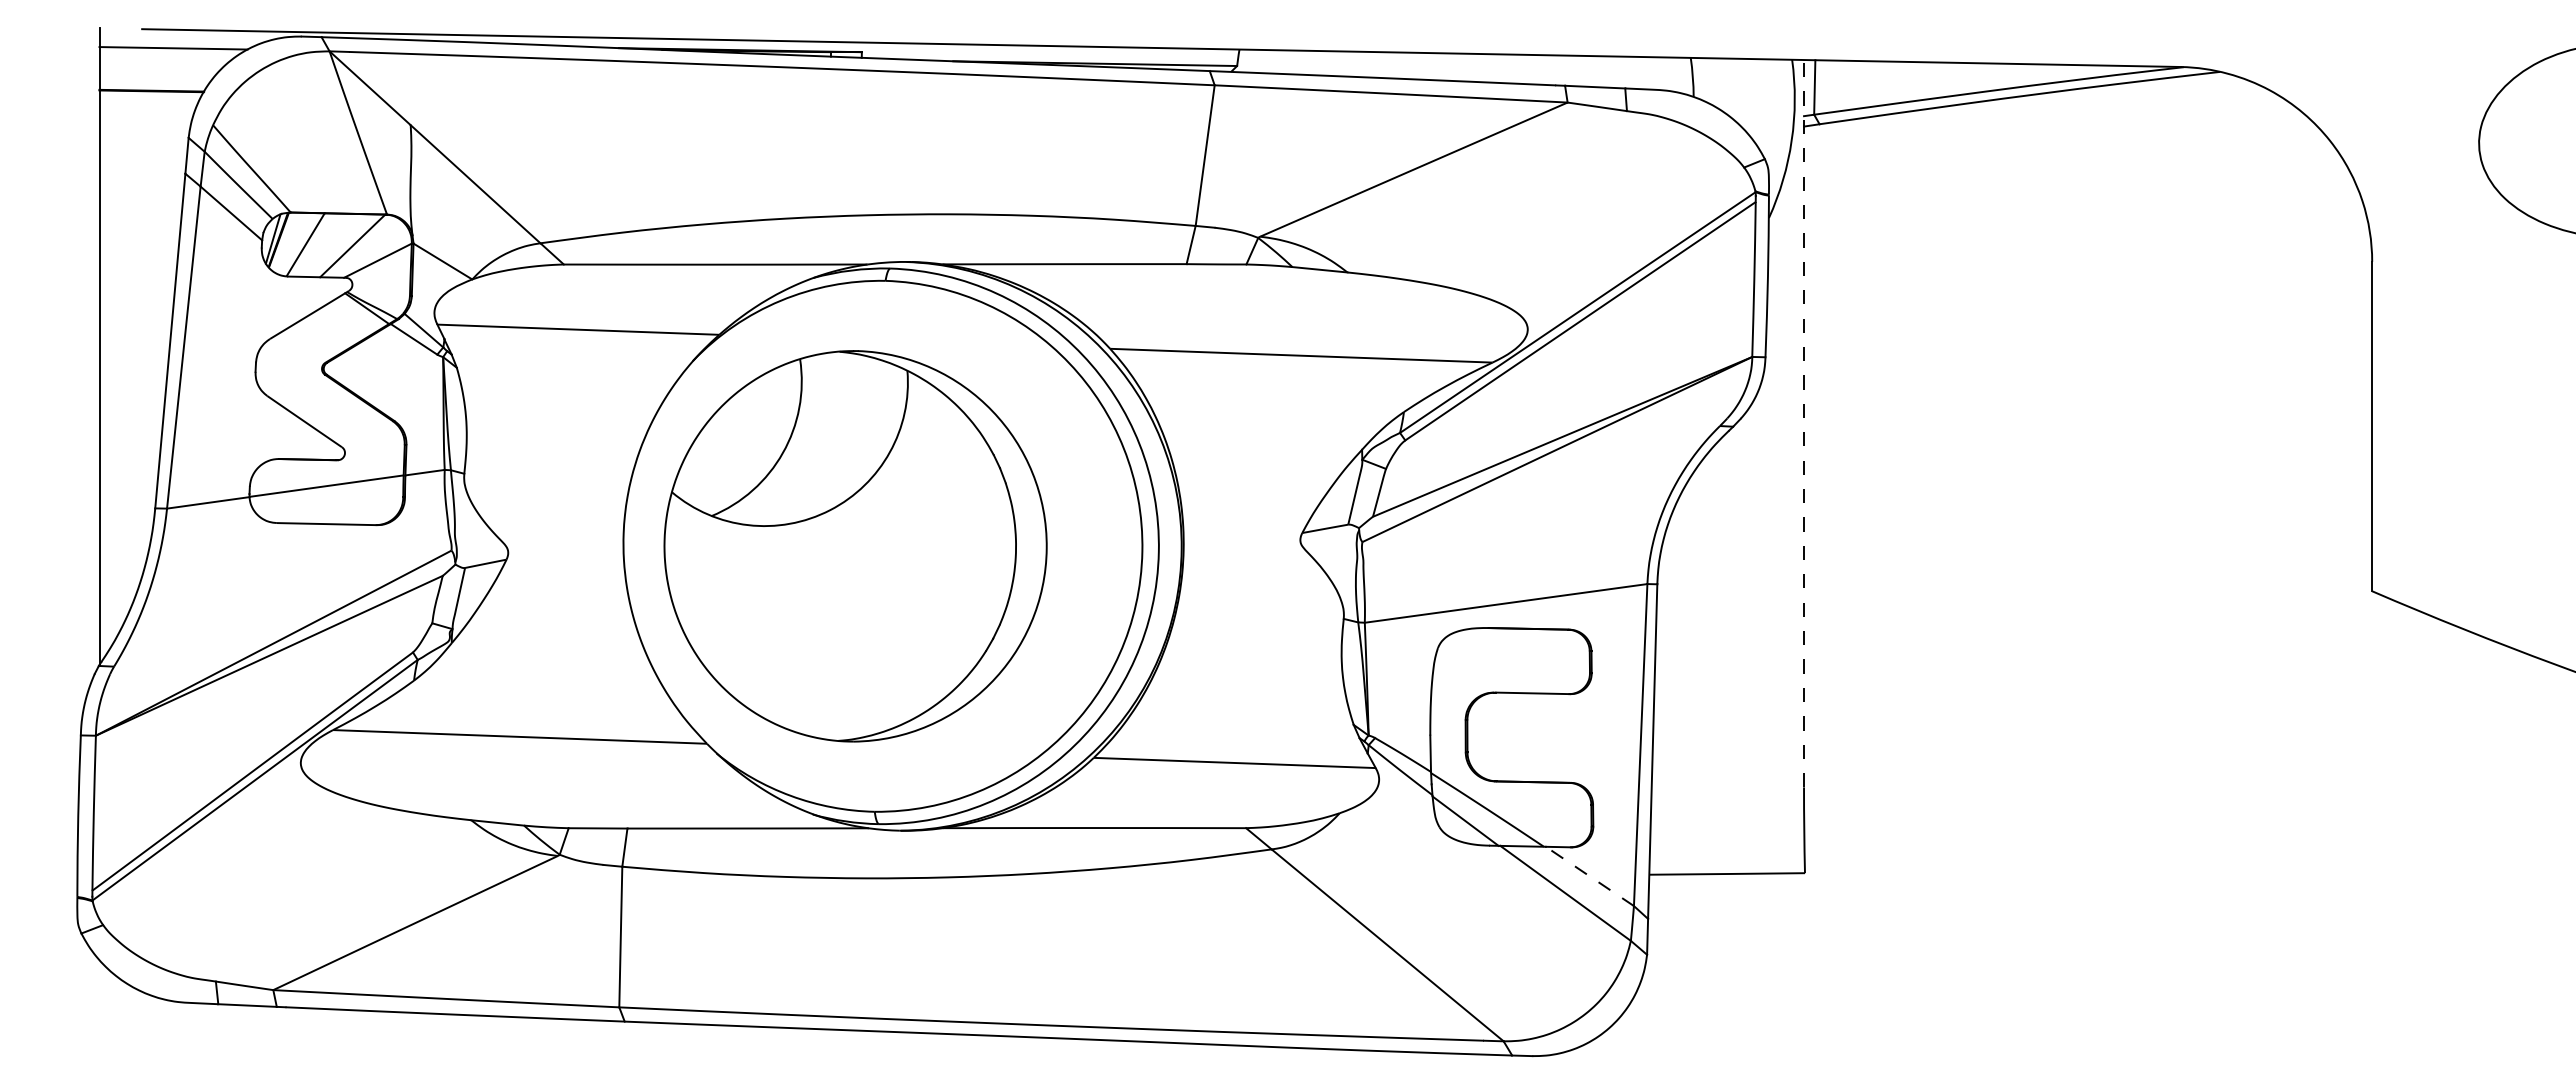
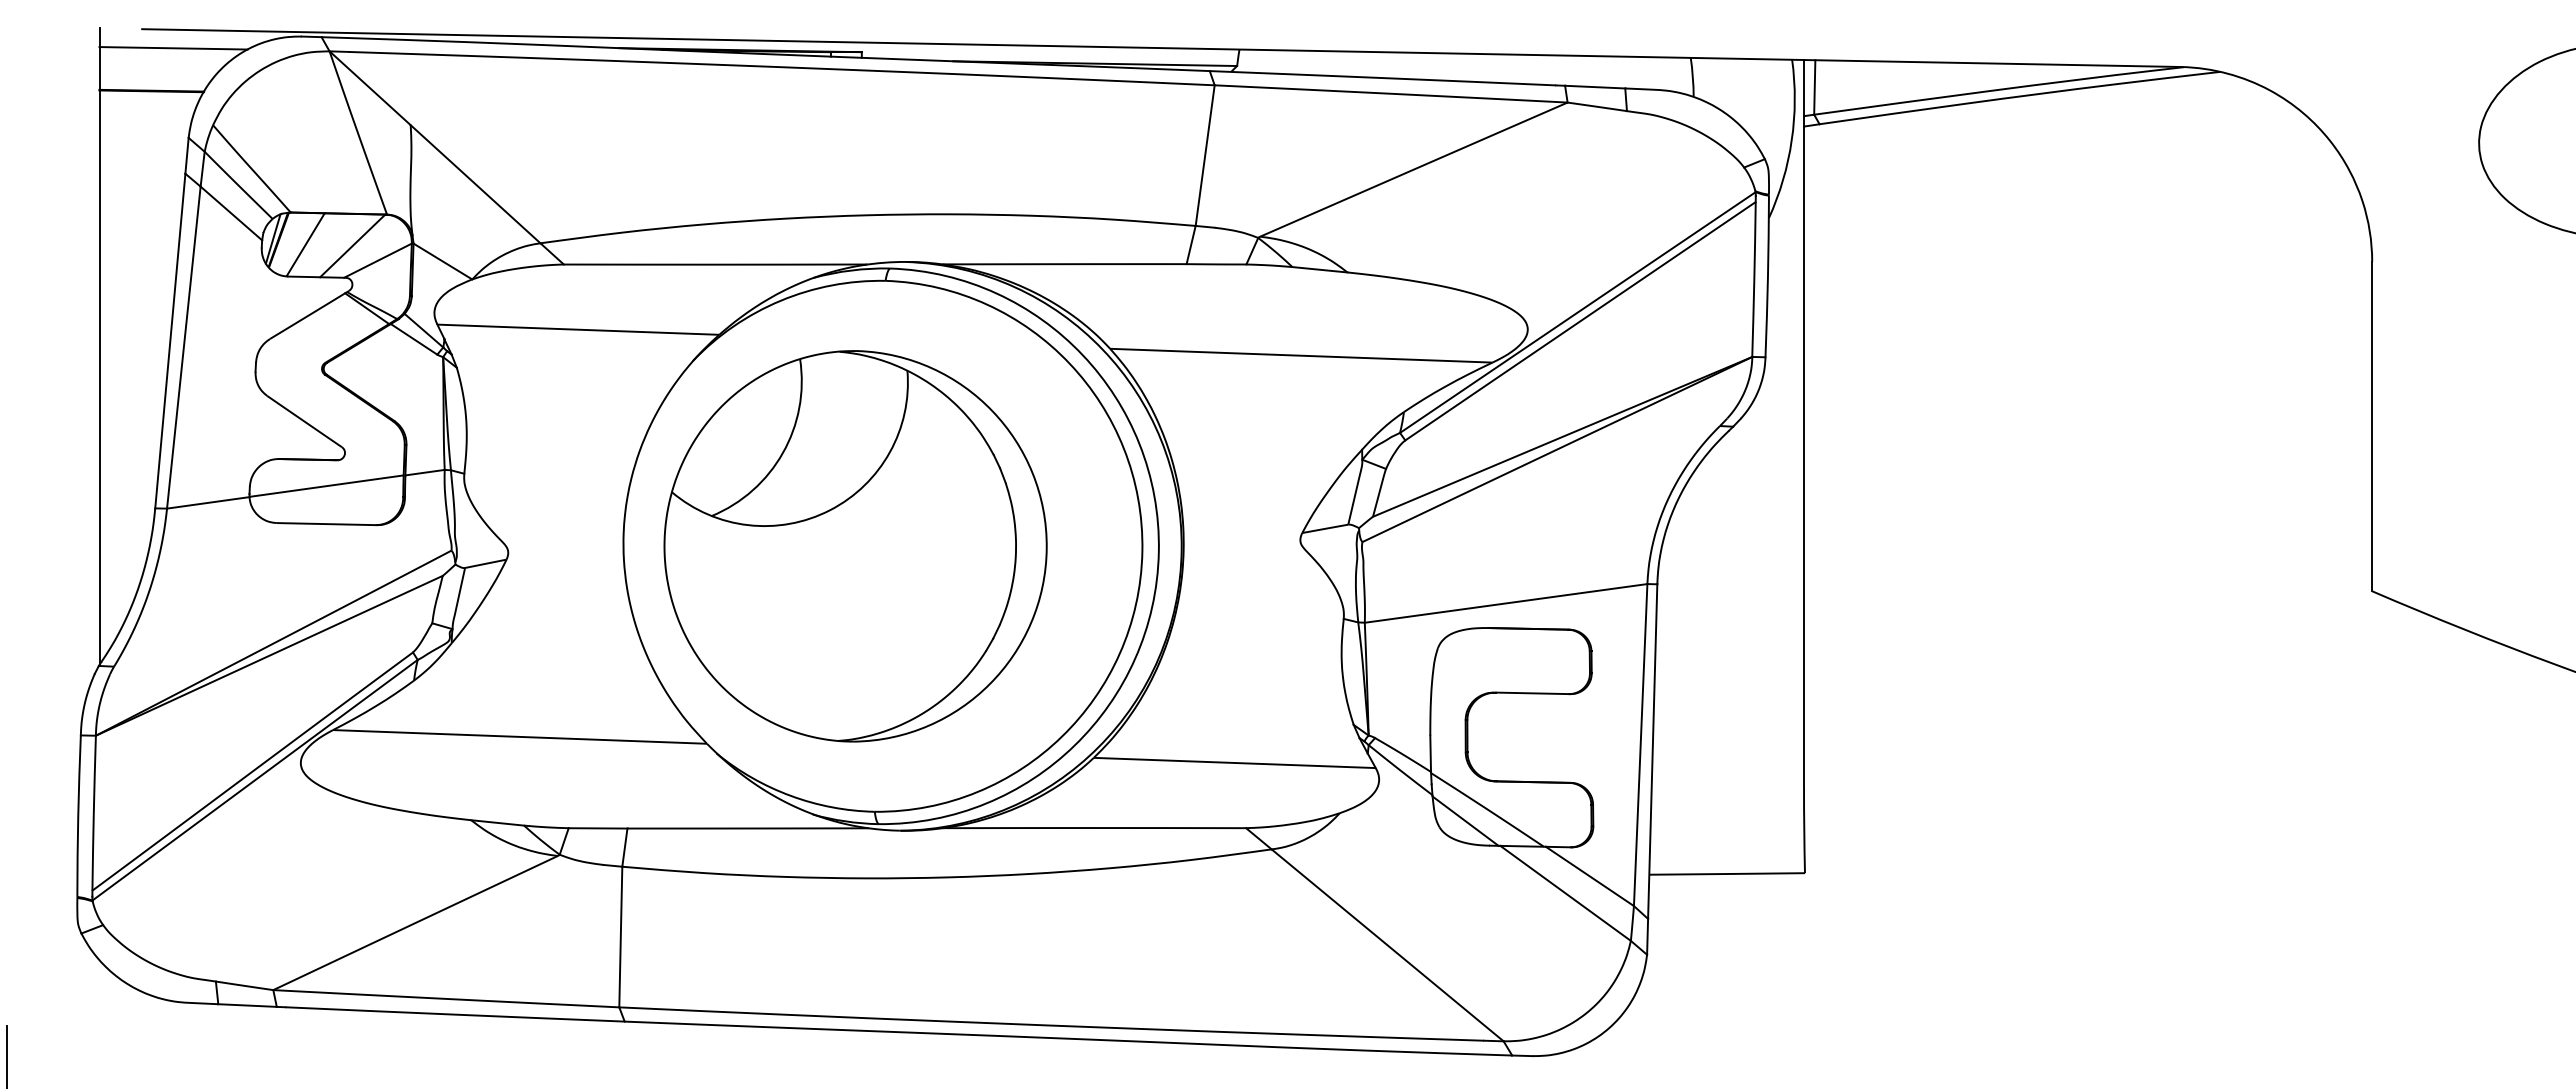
line: dashed -> solid (1804, 423)
line: dashed -> solid (1589, 876)
line: none -> present (7, 1055)
